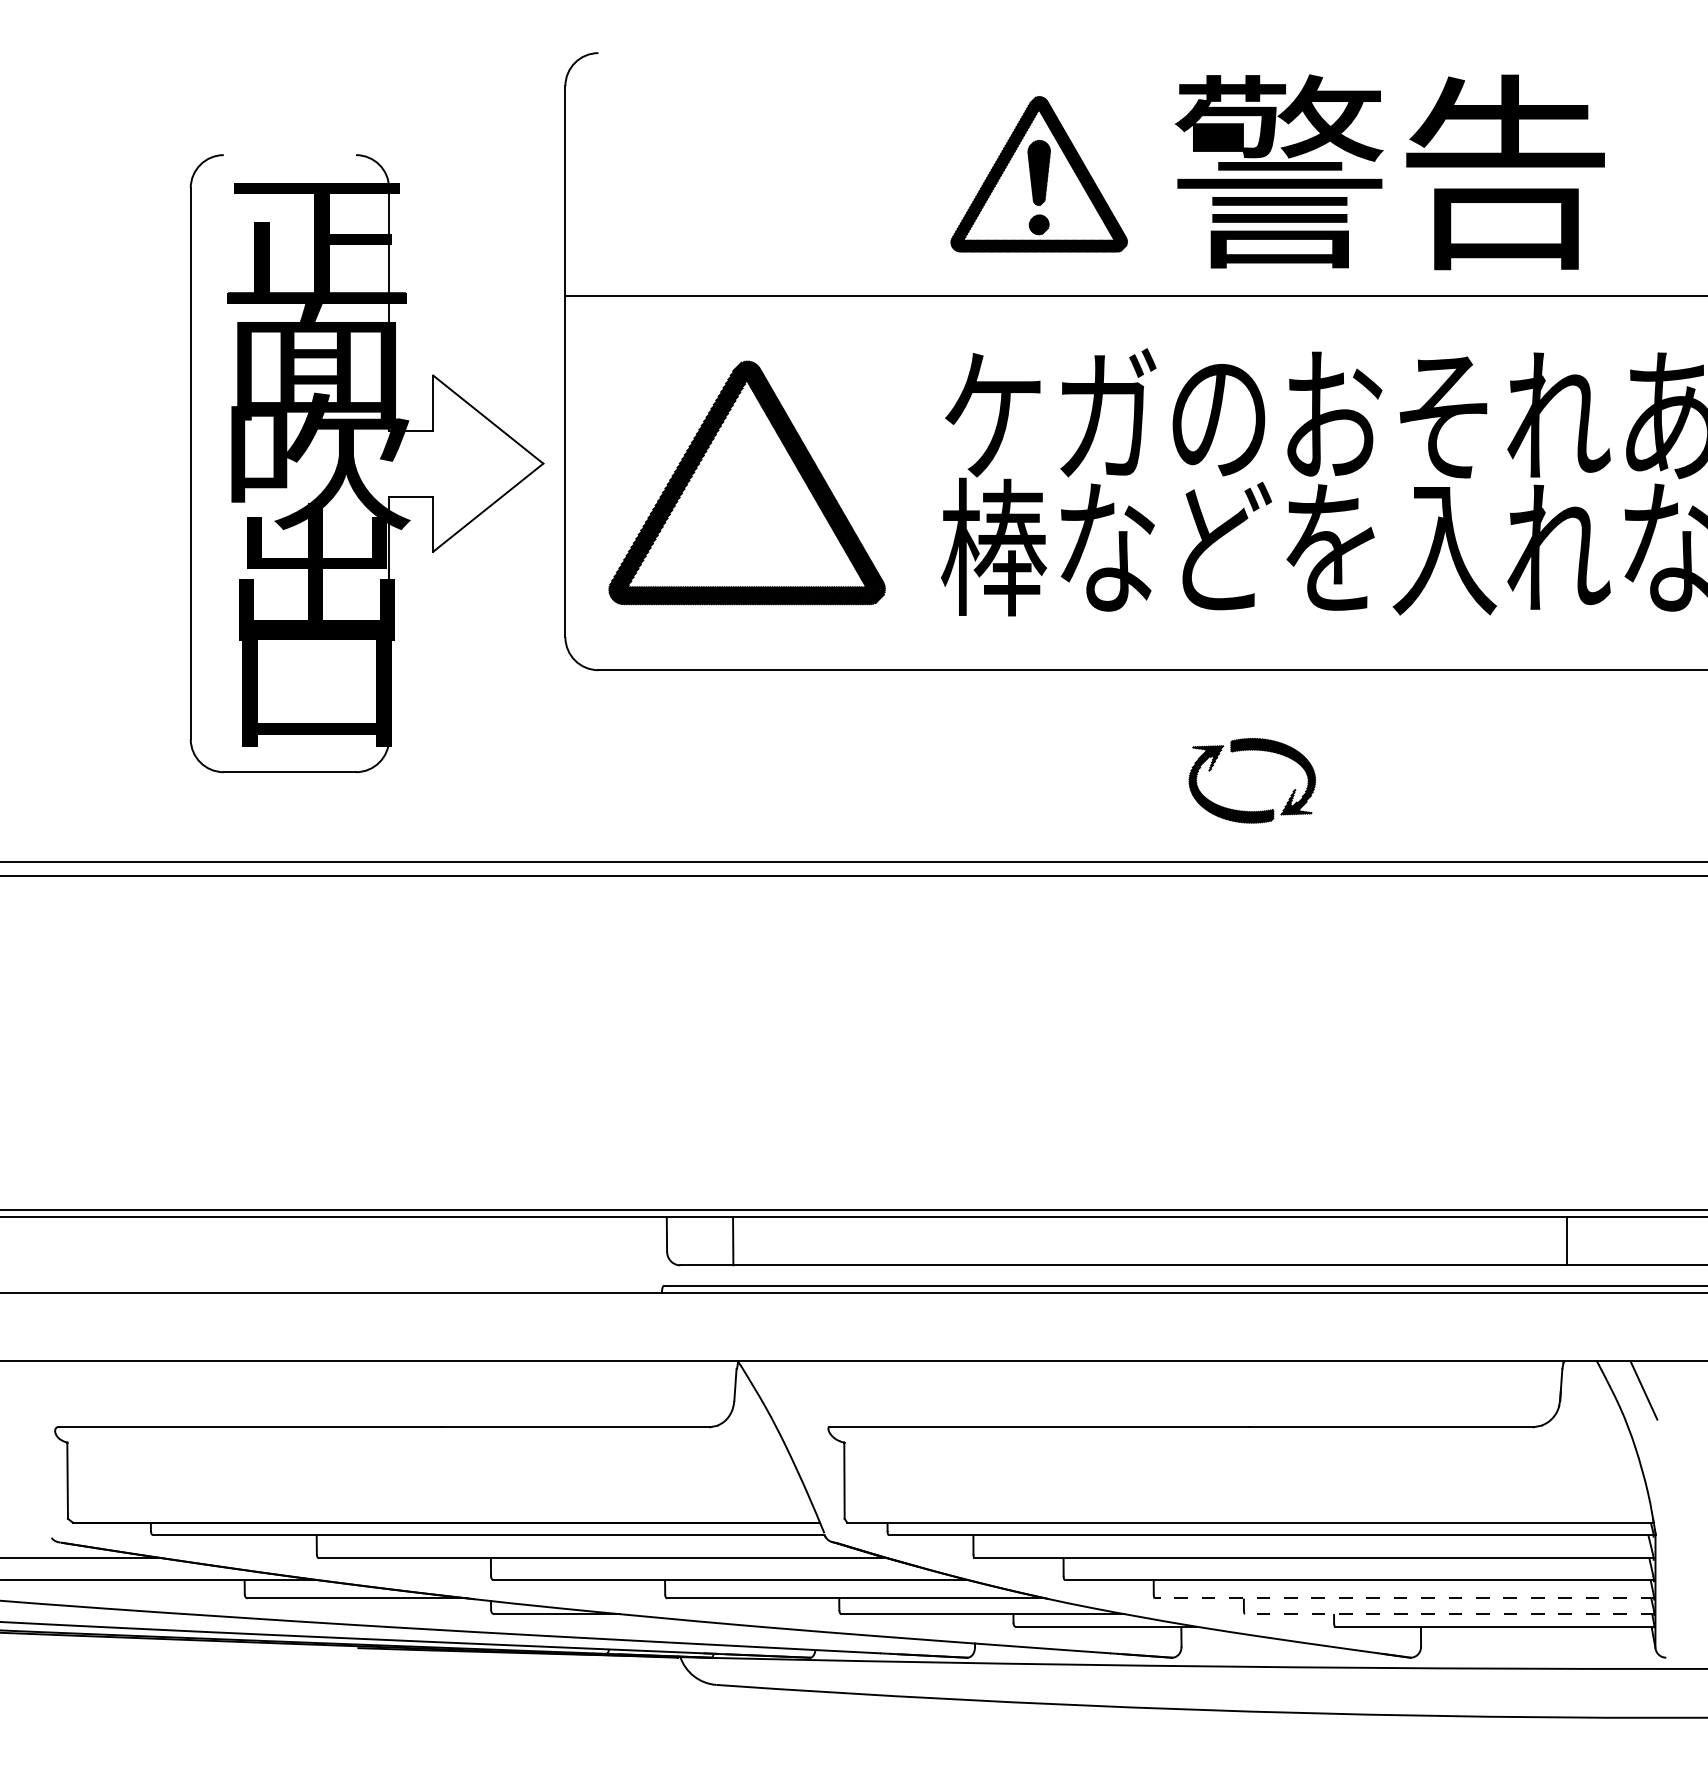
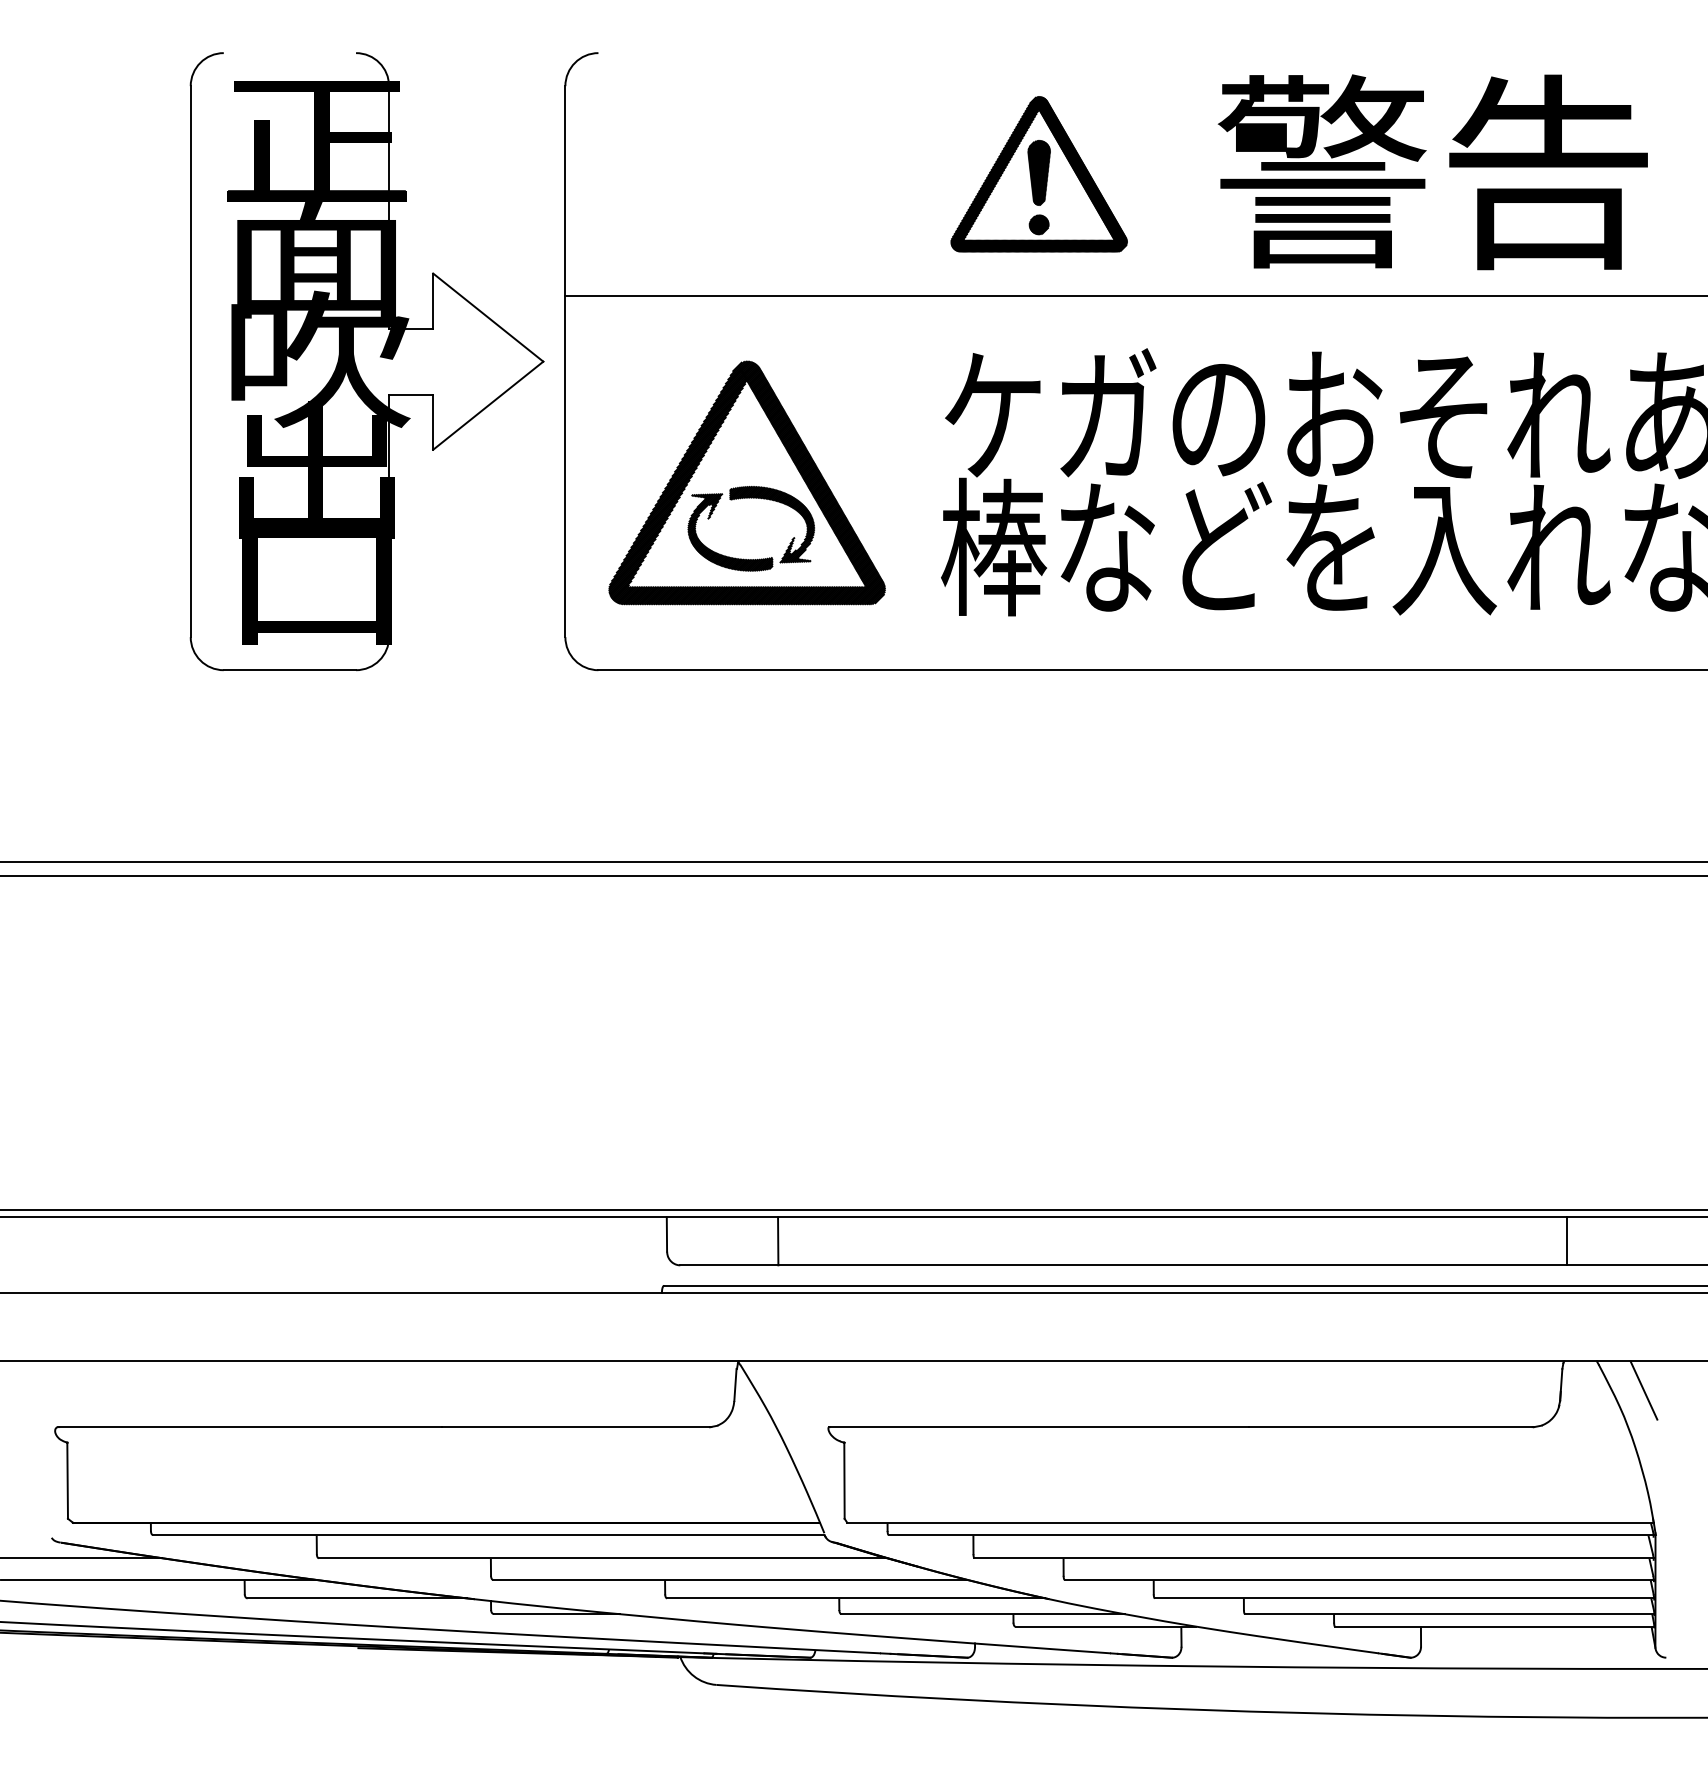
text position: (1389, 172) -> (1432, 172) (1432, 172)
part position: (366, 463) -> (366, 361) (366, 361)
part position: (1252, 750) -> (751, 498) (751, 498)
line position: (733, 1241) -> (778, 1241) (778, 1241)
line: dashed -> solid (1404, 1598)
line: dashed -> solid (1449, 1614)
